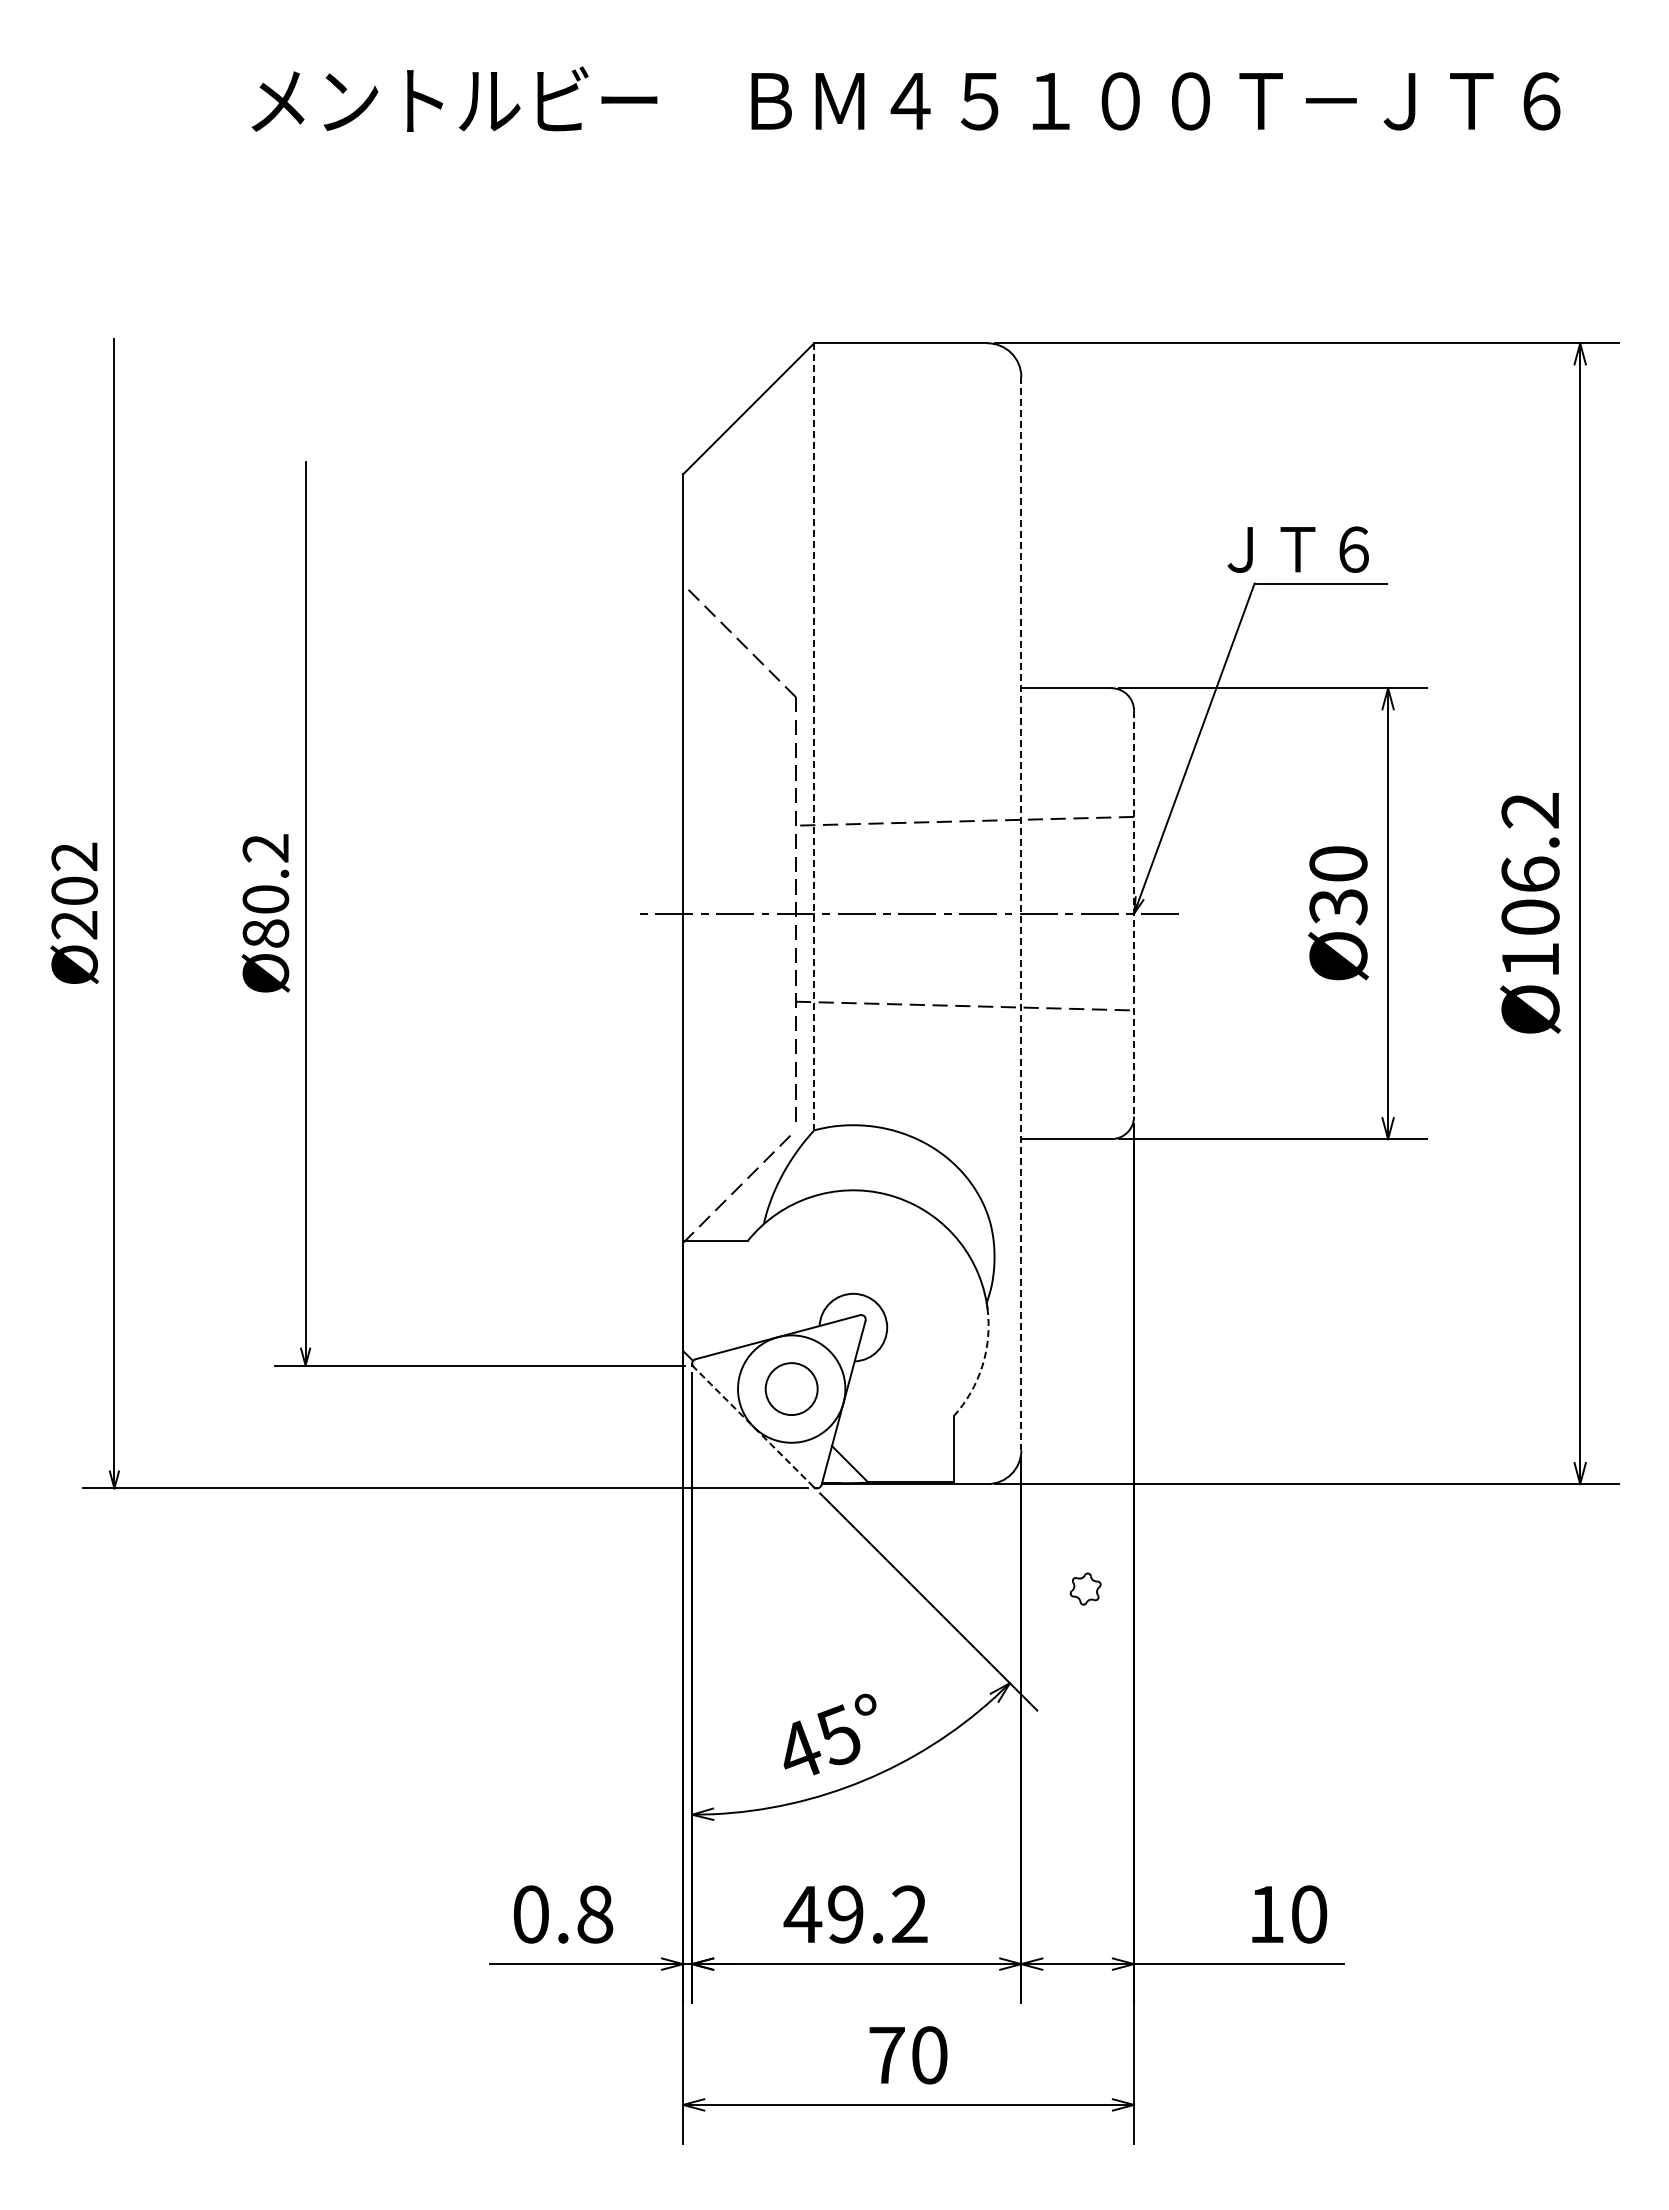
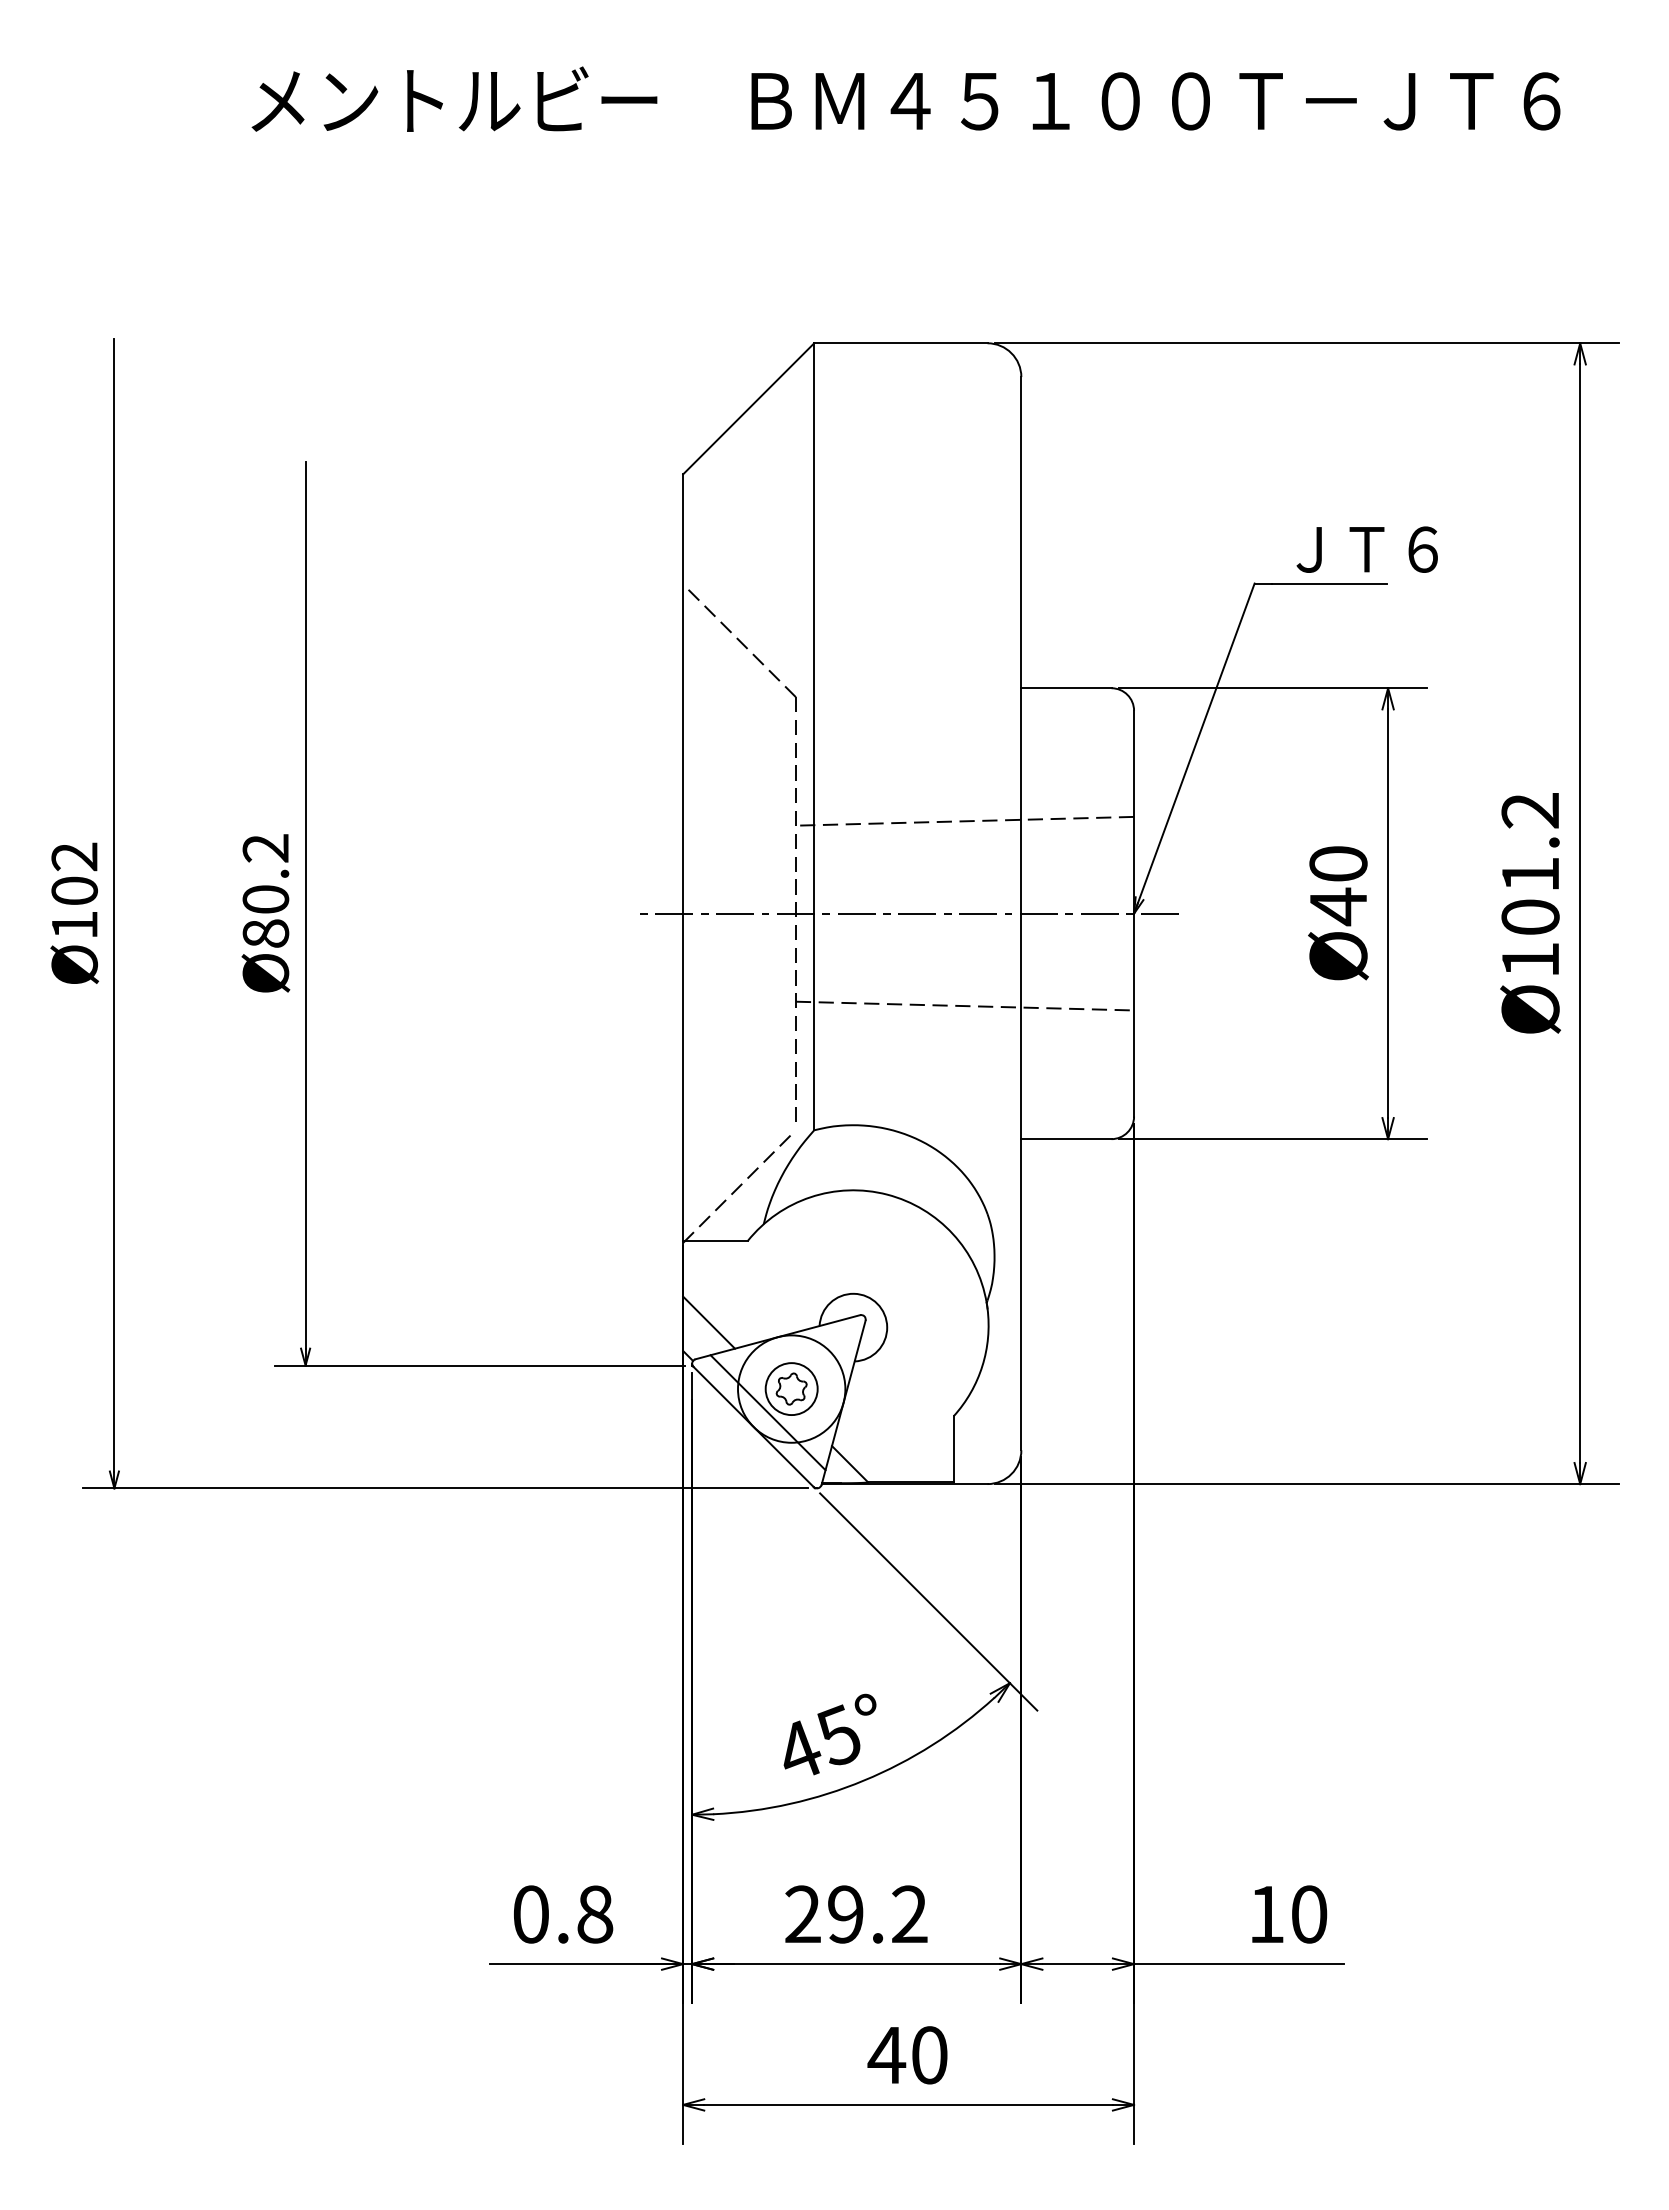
text position: (1297, 549) -> (1366, 549) (1366, 549)
line: dashed -> solid (814, 736)
text: Ø106.2 -> Ø101.2 (1530, 873)
text: Ø30 -> Ø40 (1338, 906)
line: dashed -> solid (1021, 913)
line: dashed -> solid (1134, 913)
text: Ø202 -> Ø102 (74, 925)
line: none -> present (709, 1322)
arc: dashed -> solid (982, 1366)
line: none -> present (767, 1412)
line: dashed -> solid (753, 1426)
part position: (1085, 1588) -> (791, 1388) (791, 1388)
text: 49.2 -> 29.2 (802, 1913)
text: 70 -> 40 (886, 2055)
